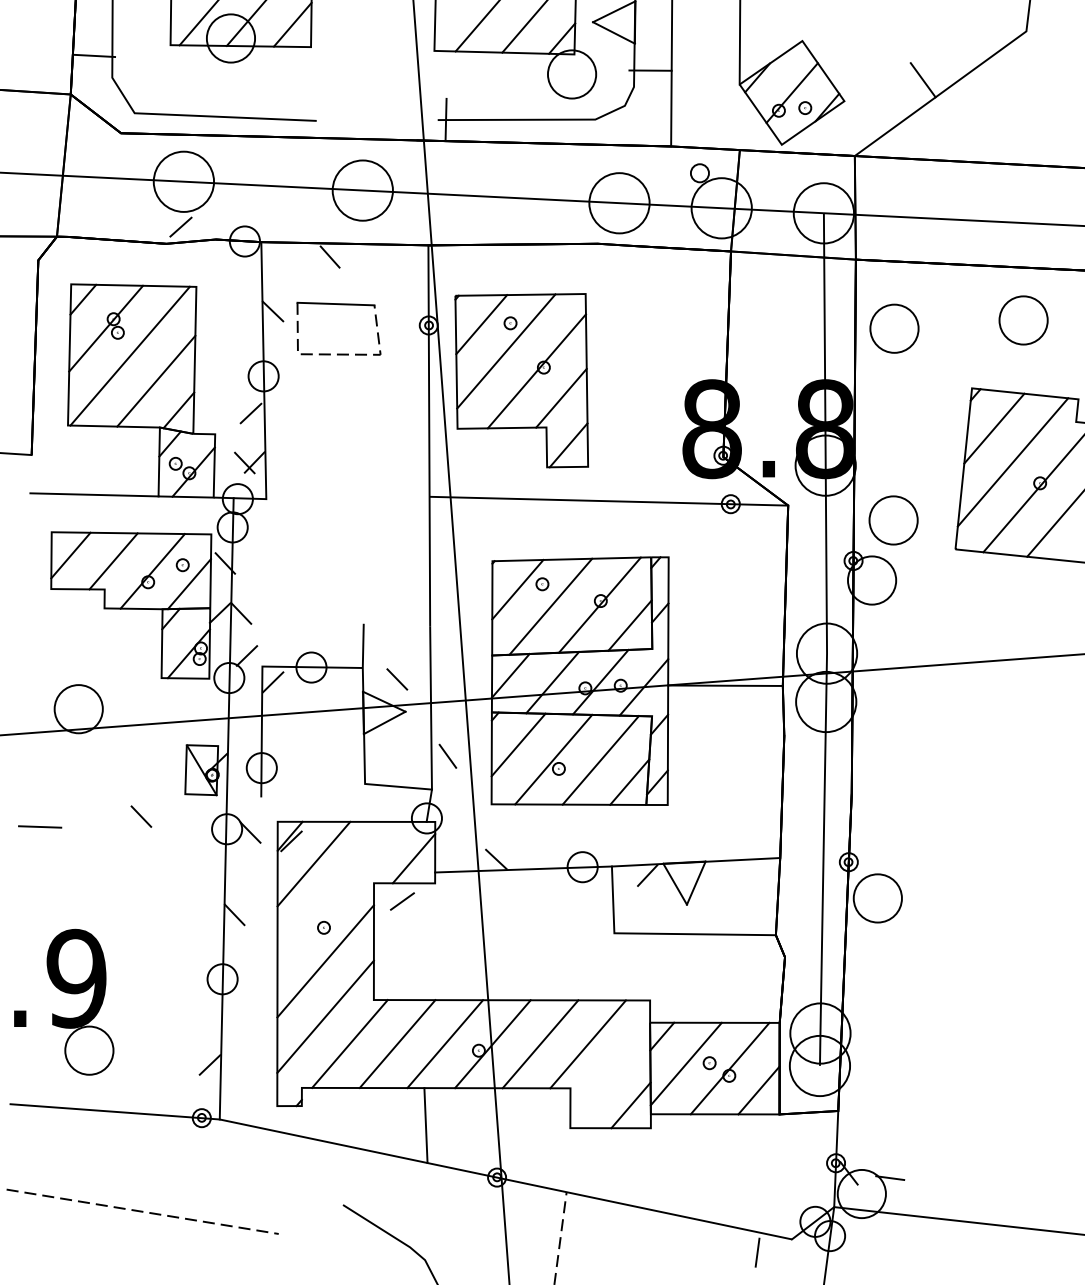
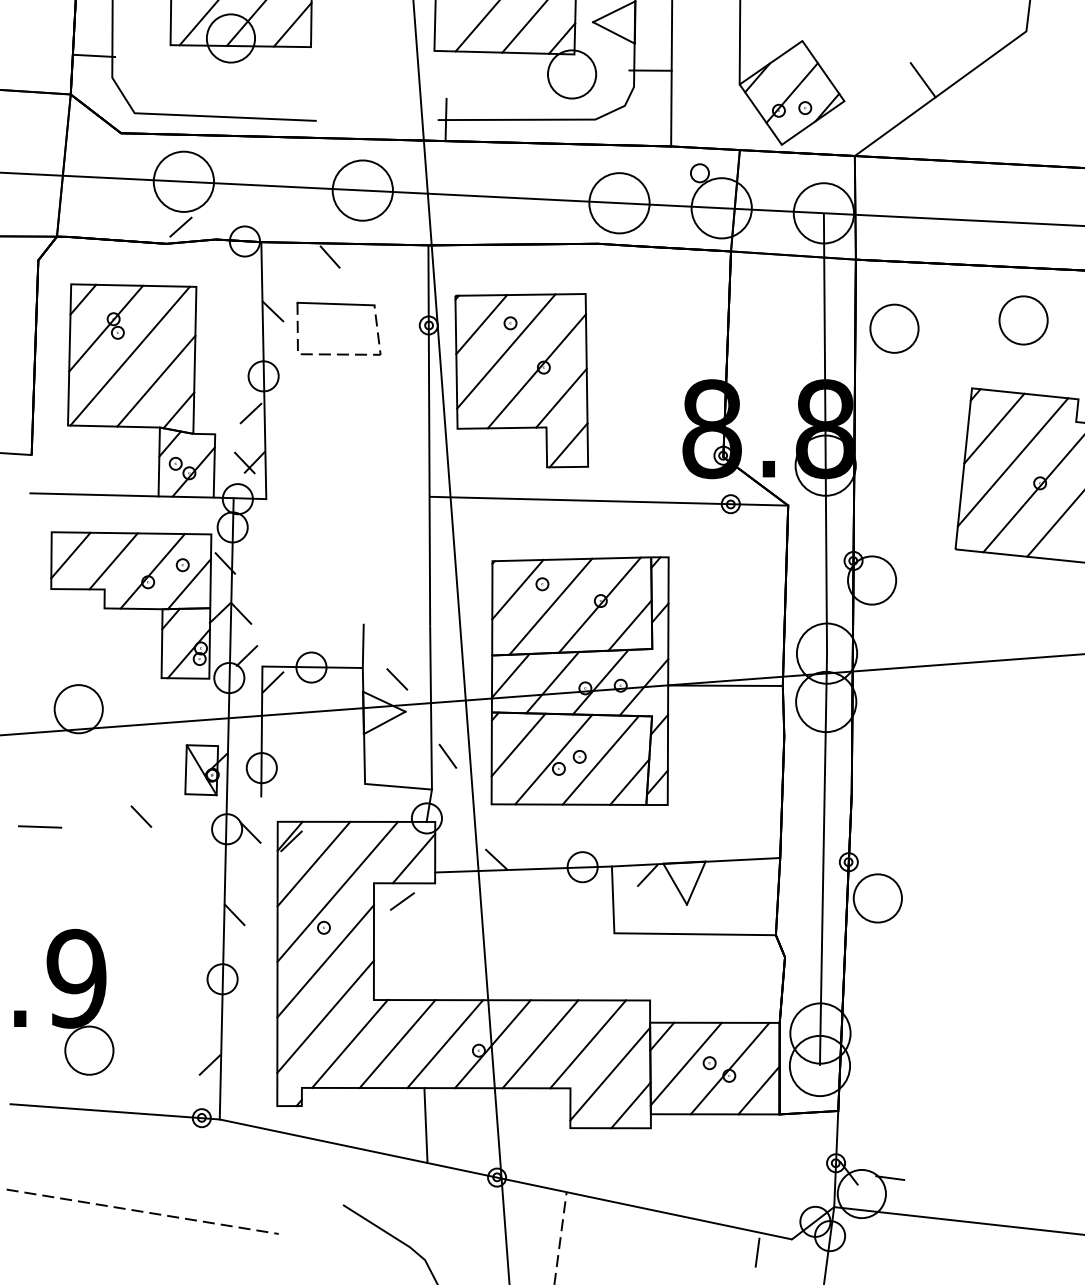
part: present -> none (893, 520)
part: none -> present (579, 756)
line: none -> present (337, 891)
line: none -> present (610, 1073)
